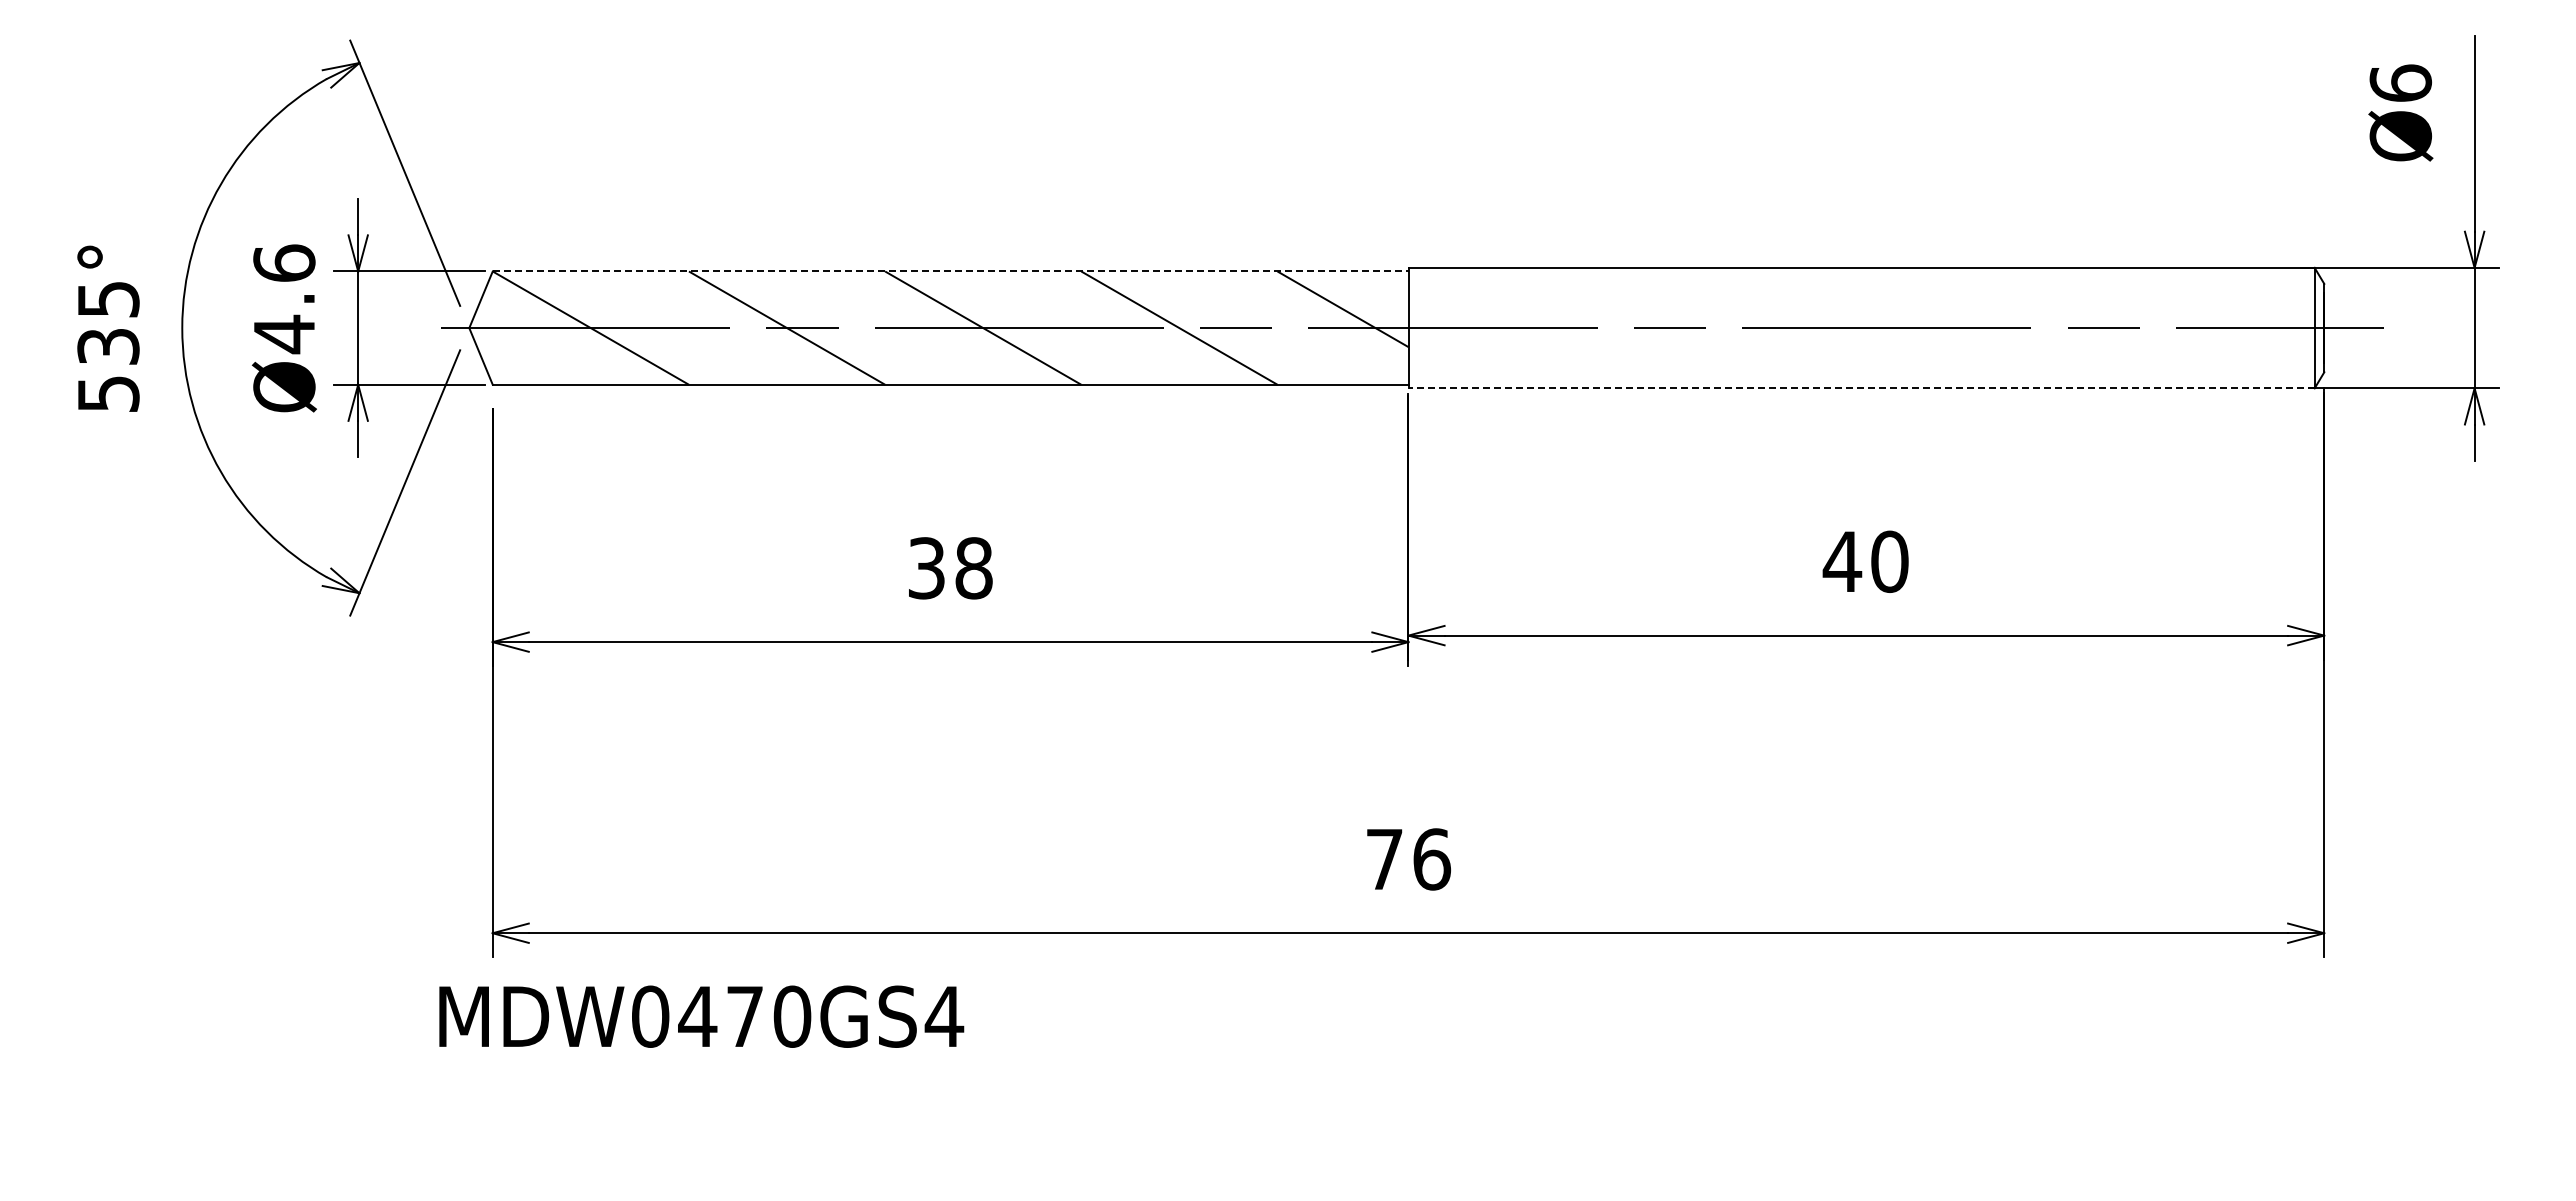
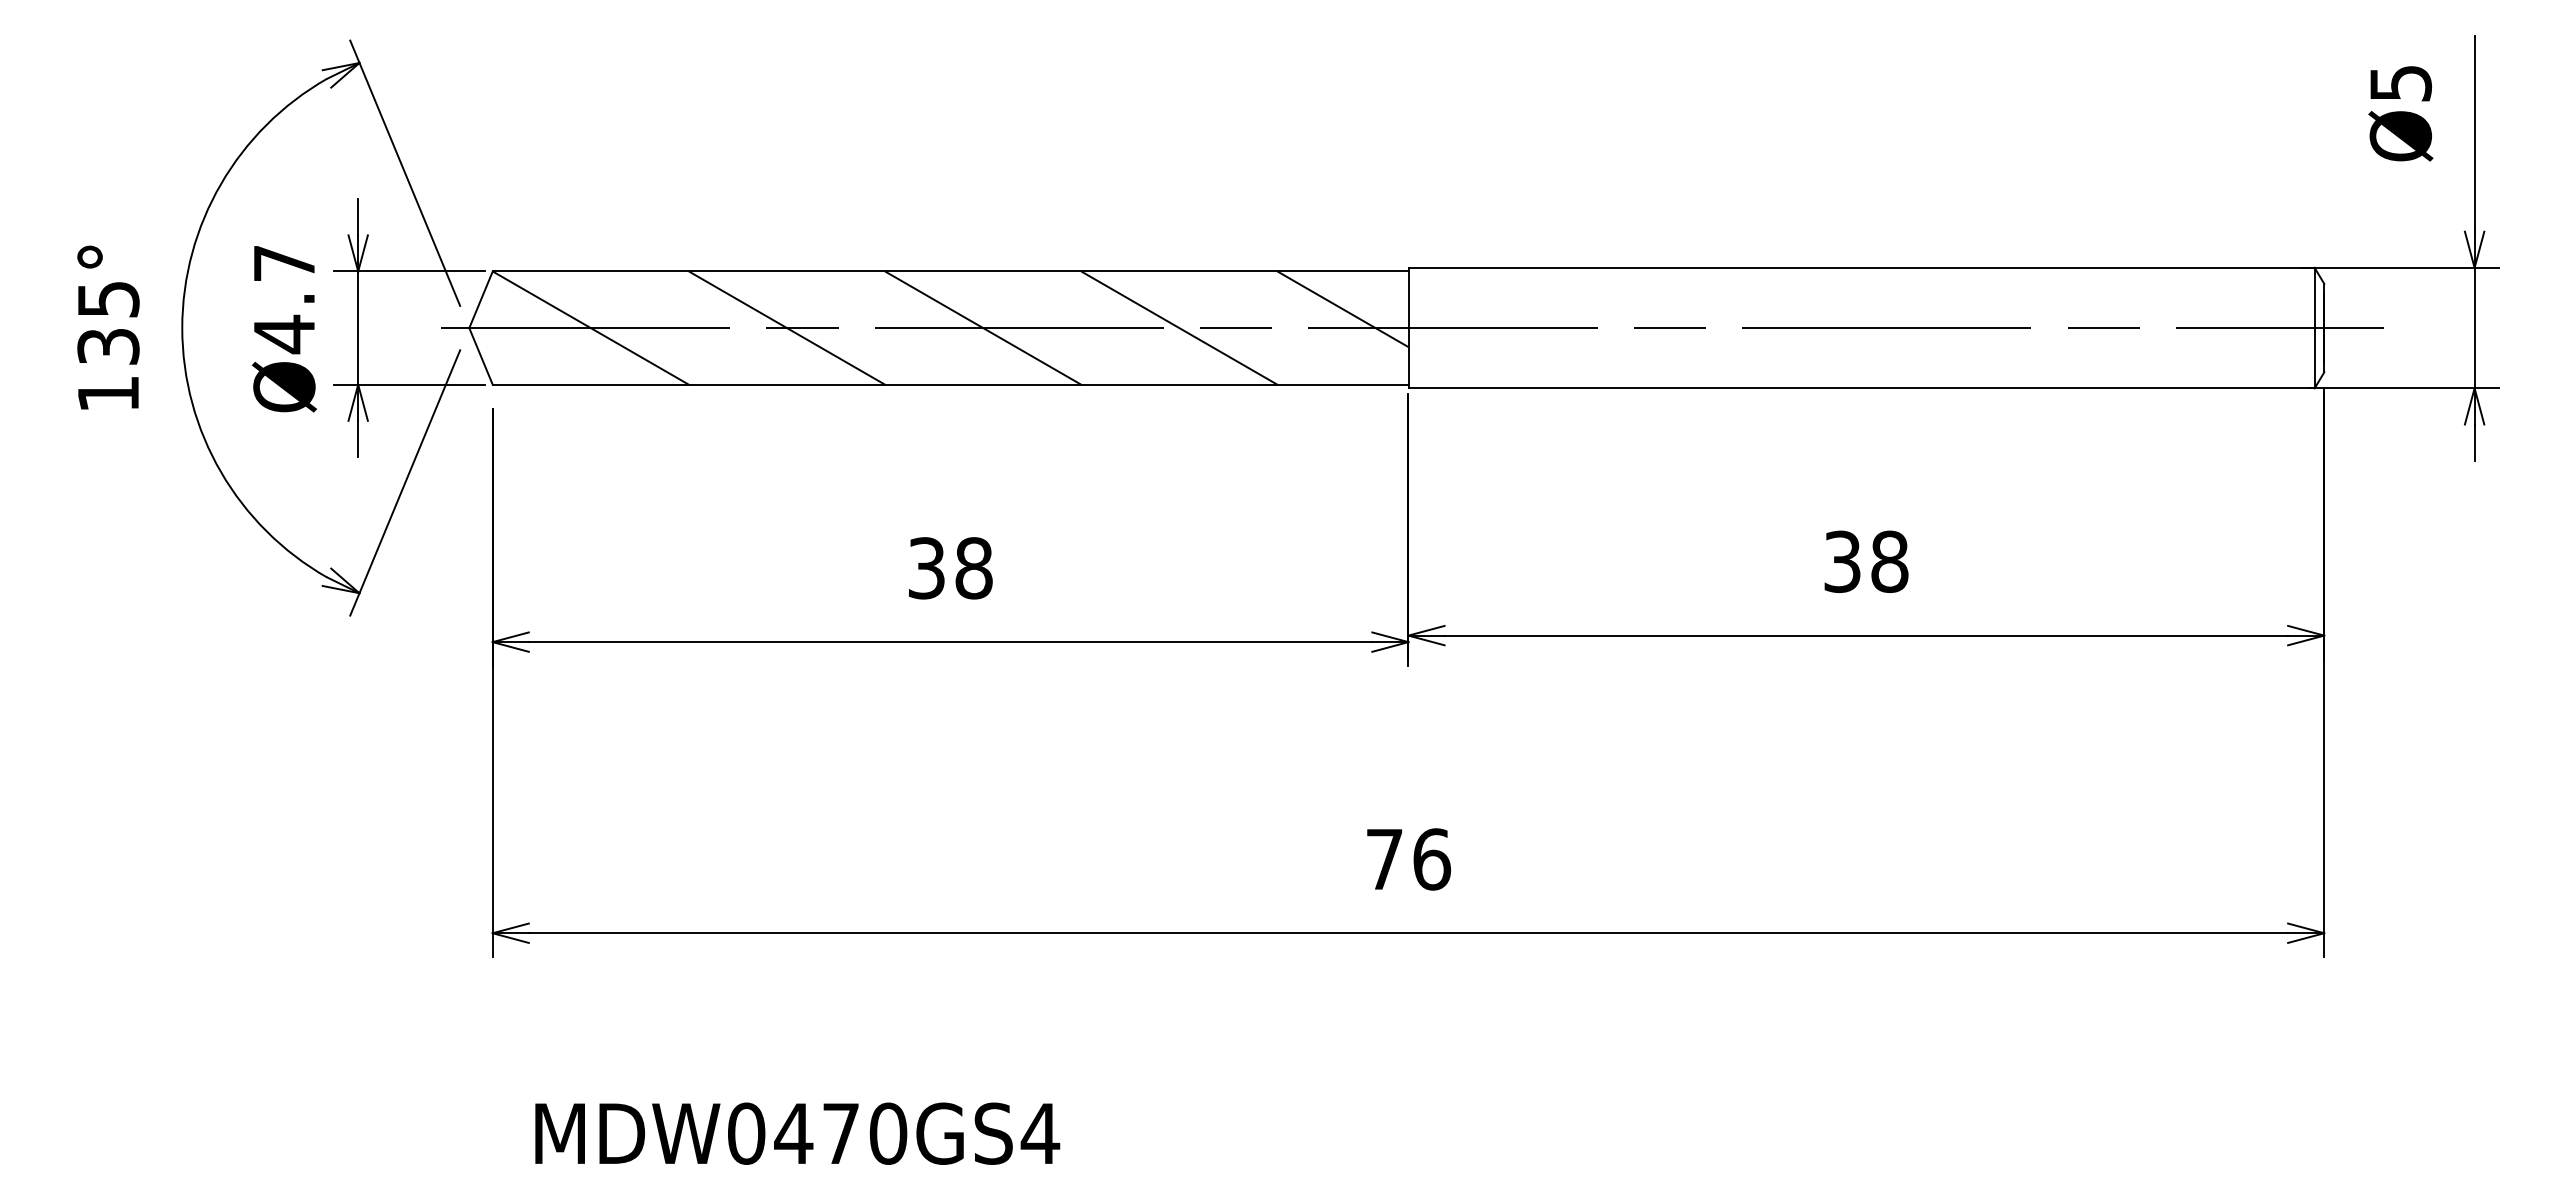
text: Ø6 -> Ø5 (2400, 82)
text: Ø4.6 -> Ø4.7 (284, 262)
line: dashed -> solid (950, 271)
line: dashed -> solid (1861, 388)
text: 535° -> 135° (108, 393)
text: 40 -> 38 (1865, 561)
text position: (701, 1016) -> (797, 1133) (797, 1133)
